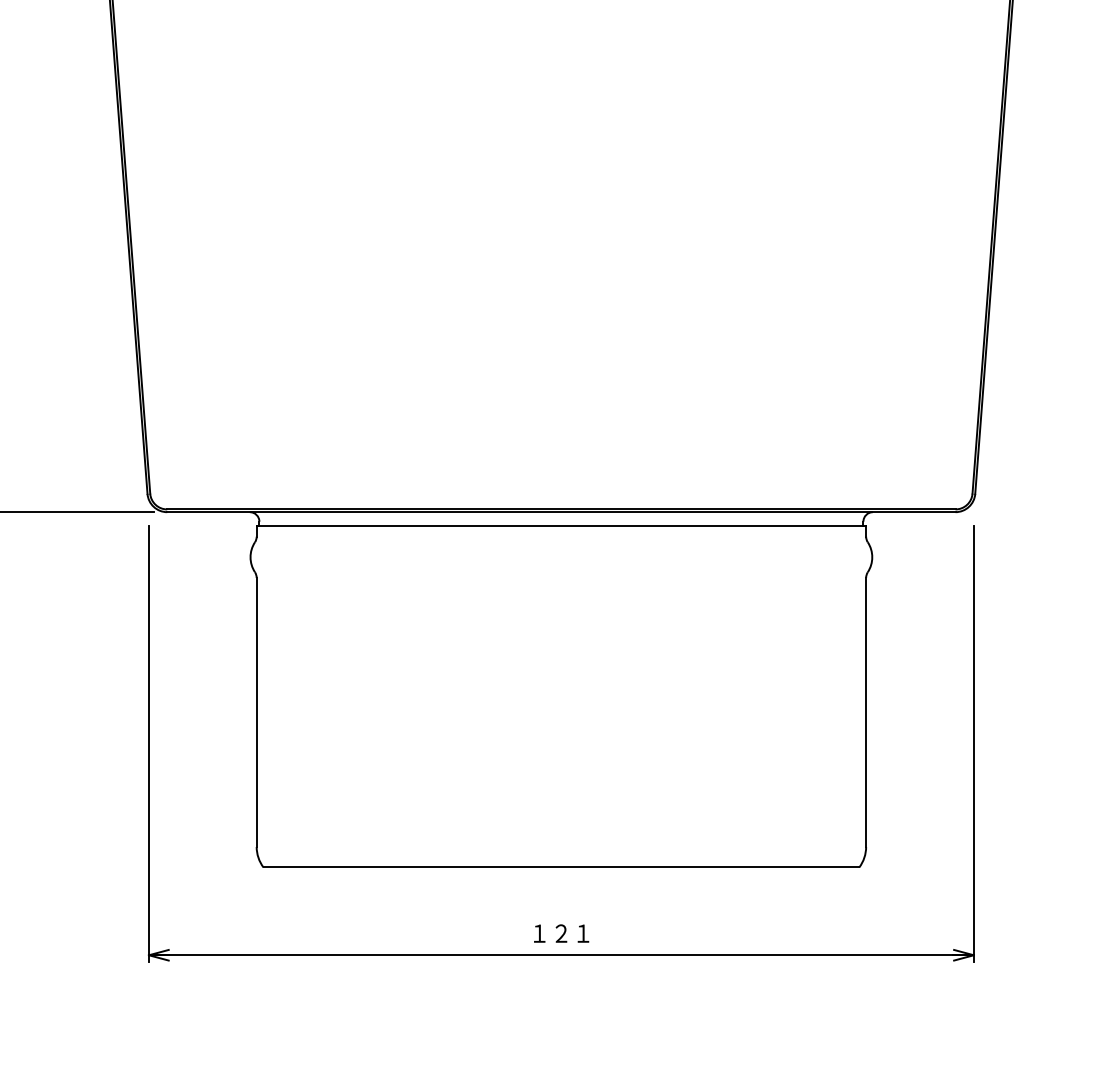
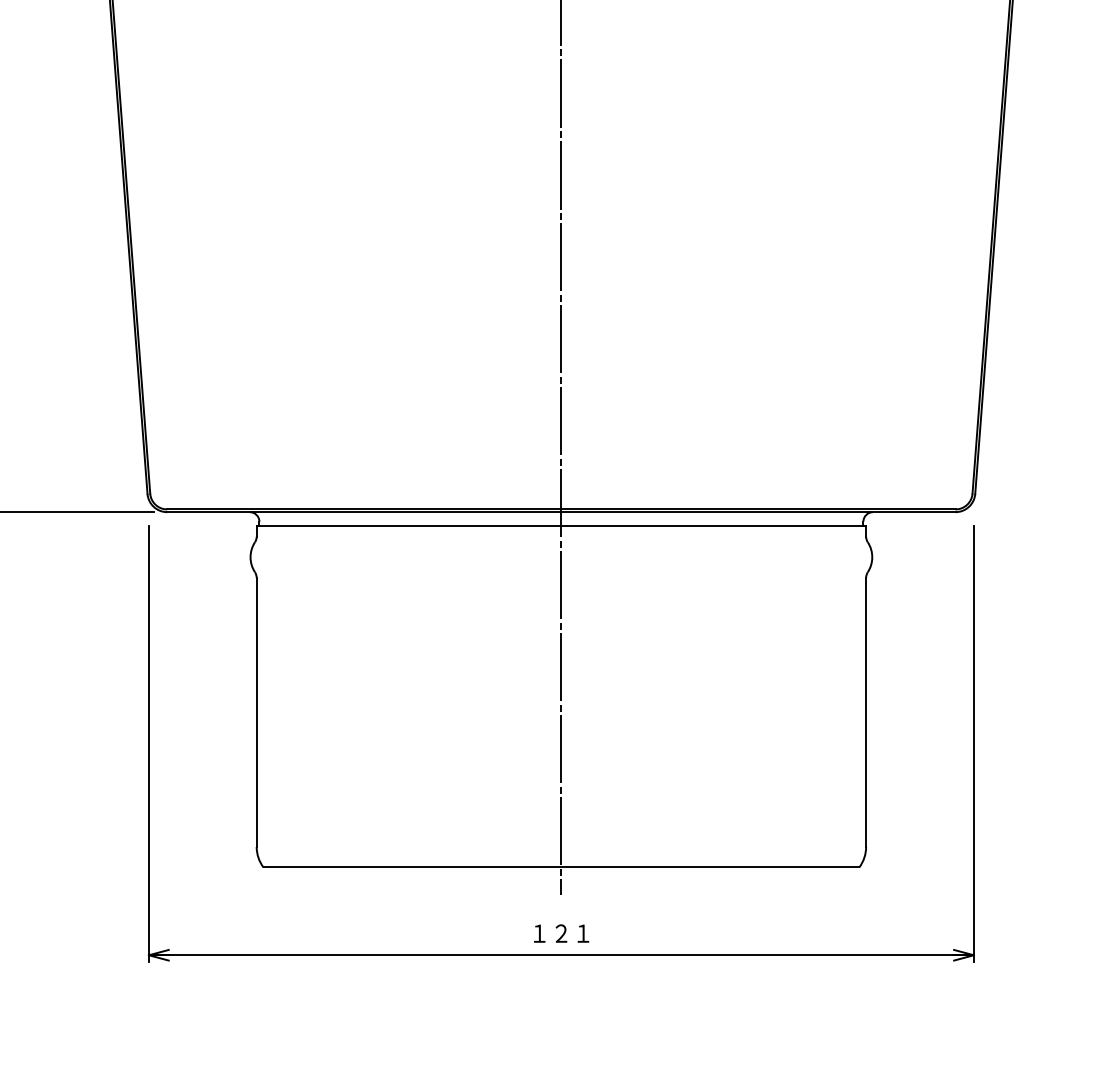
line: none -> present (561, 448)
